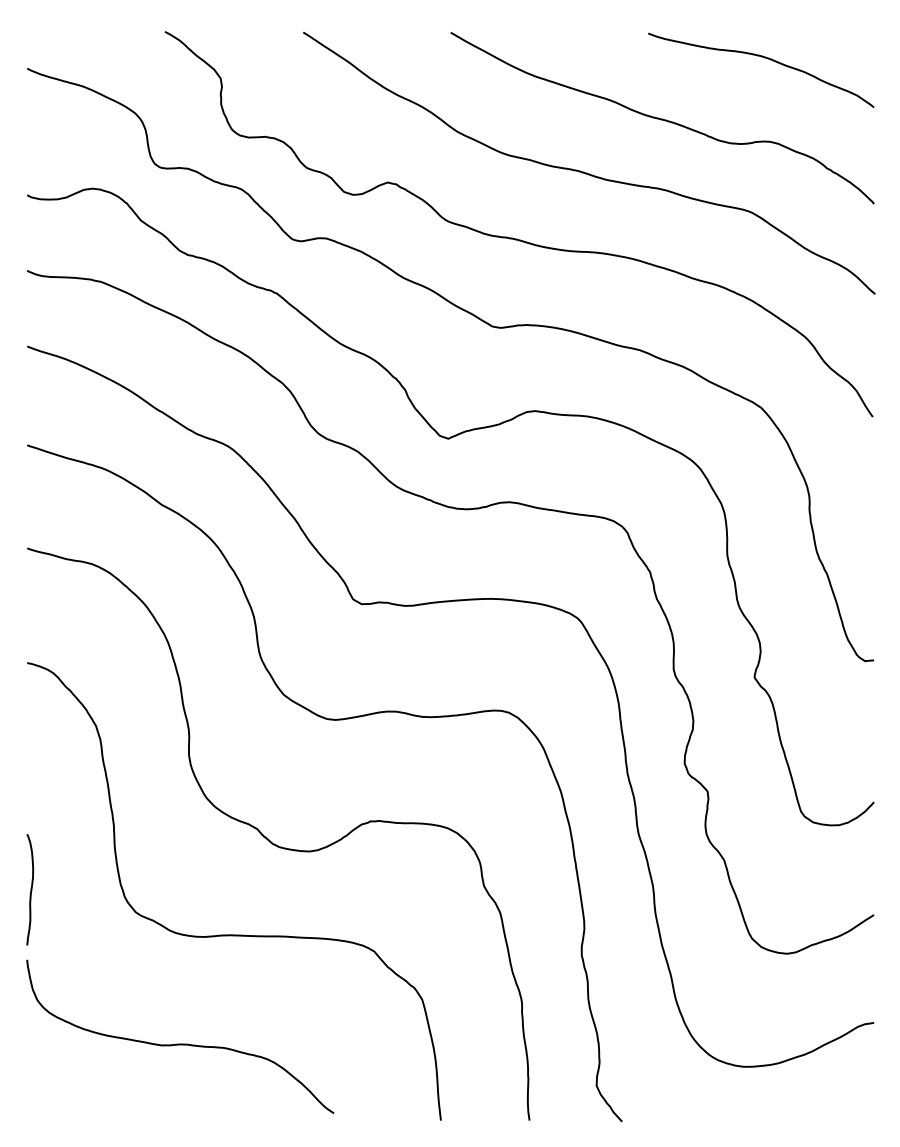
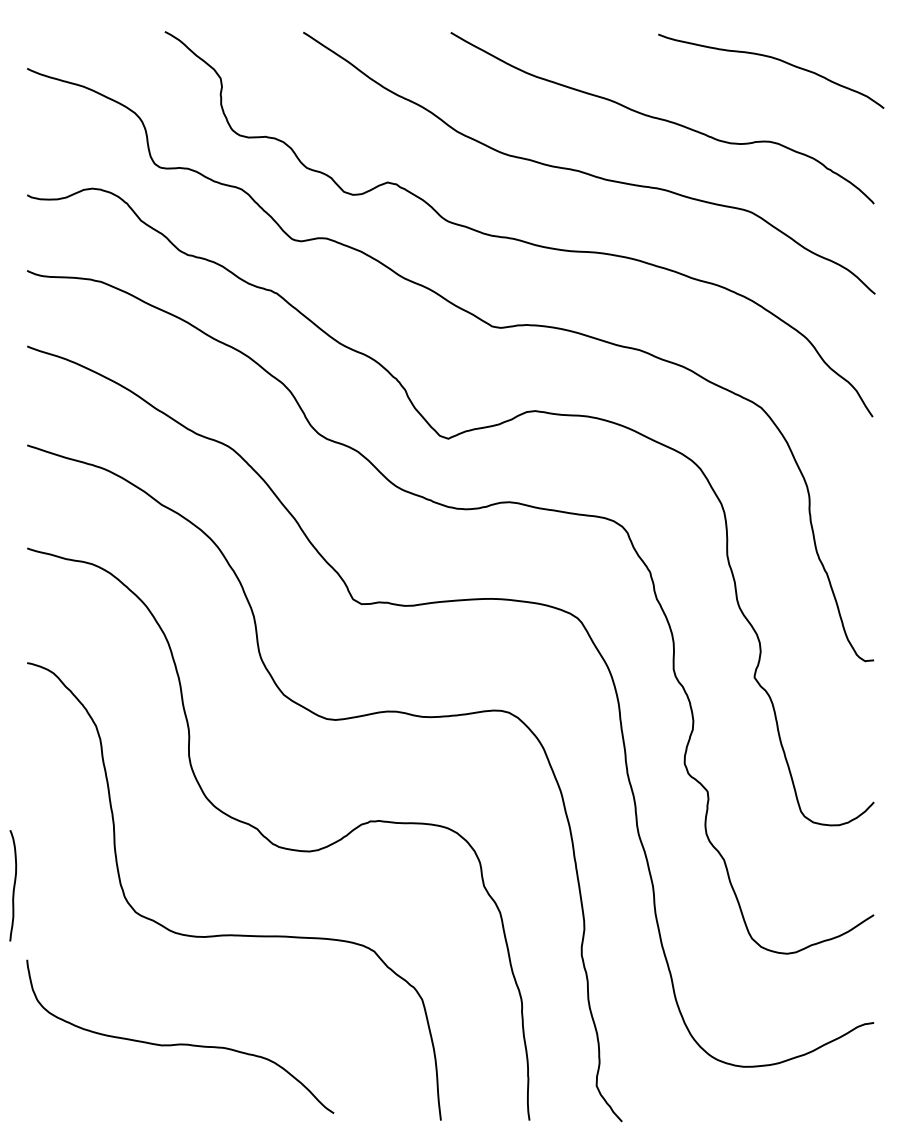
curve position: (764, 58) -> (774, 59) (774, 59)
curve position: (30, 889) -> (13, 885) (13, 885)
